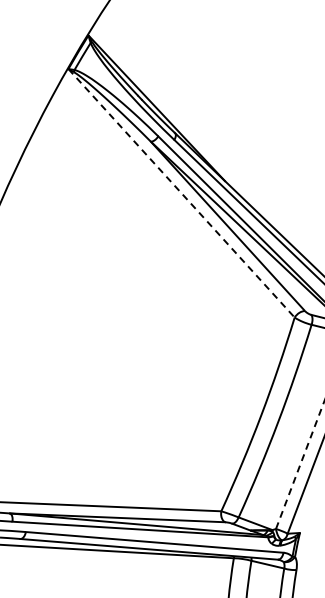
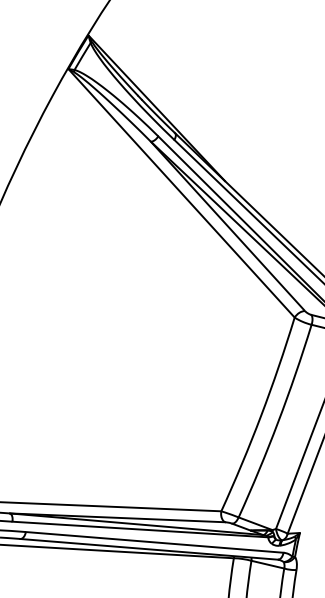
line: dashed -> solid (181, 193)
line: dashed -> solid (300, 464)
